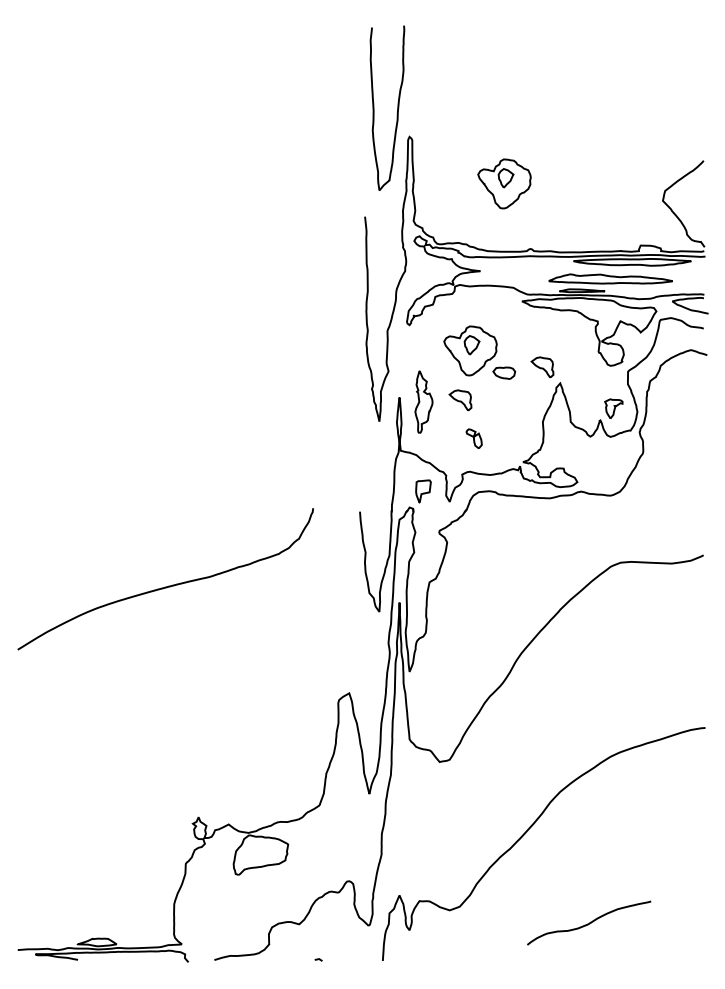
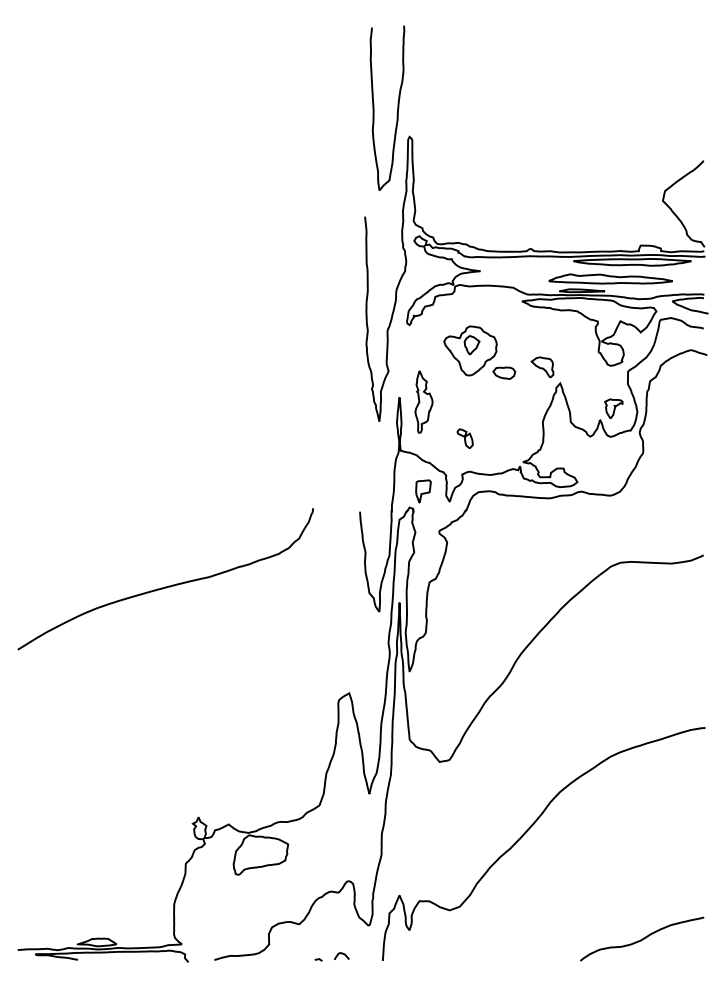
part: present -> none (504, 183)
part: present -> none (460, 400)
part position: (473, 438) -> (464, 438) (464, 438)
curve position: (589, 922) -> (642, 938) (642, 938)
curve: none -> present (341, 954)
